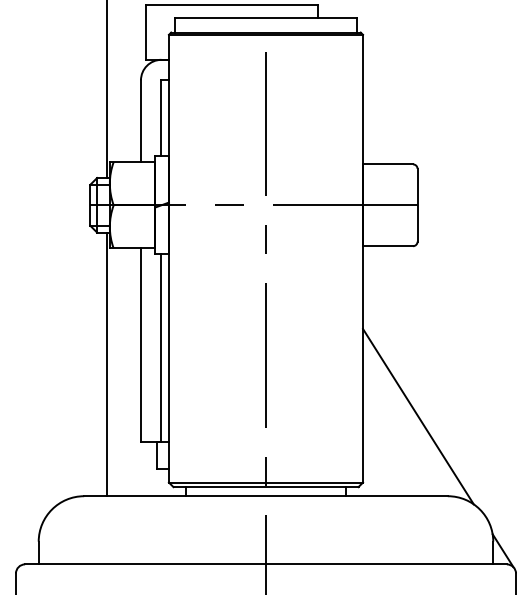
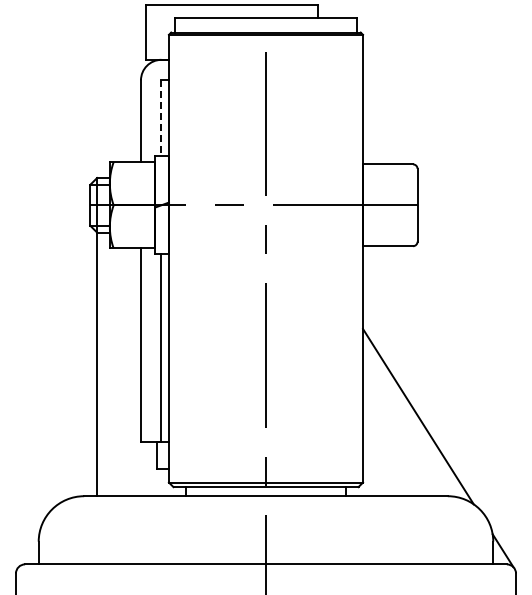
line: present -> none (106, 90)
line: solid -> dashed (161, 118)
line position: (106, 364) -> (96, 364) (96, 364)
